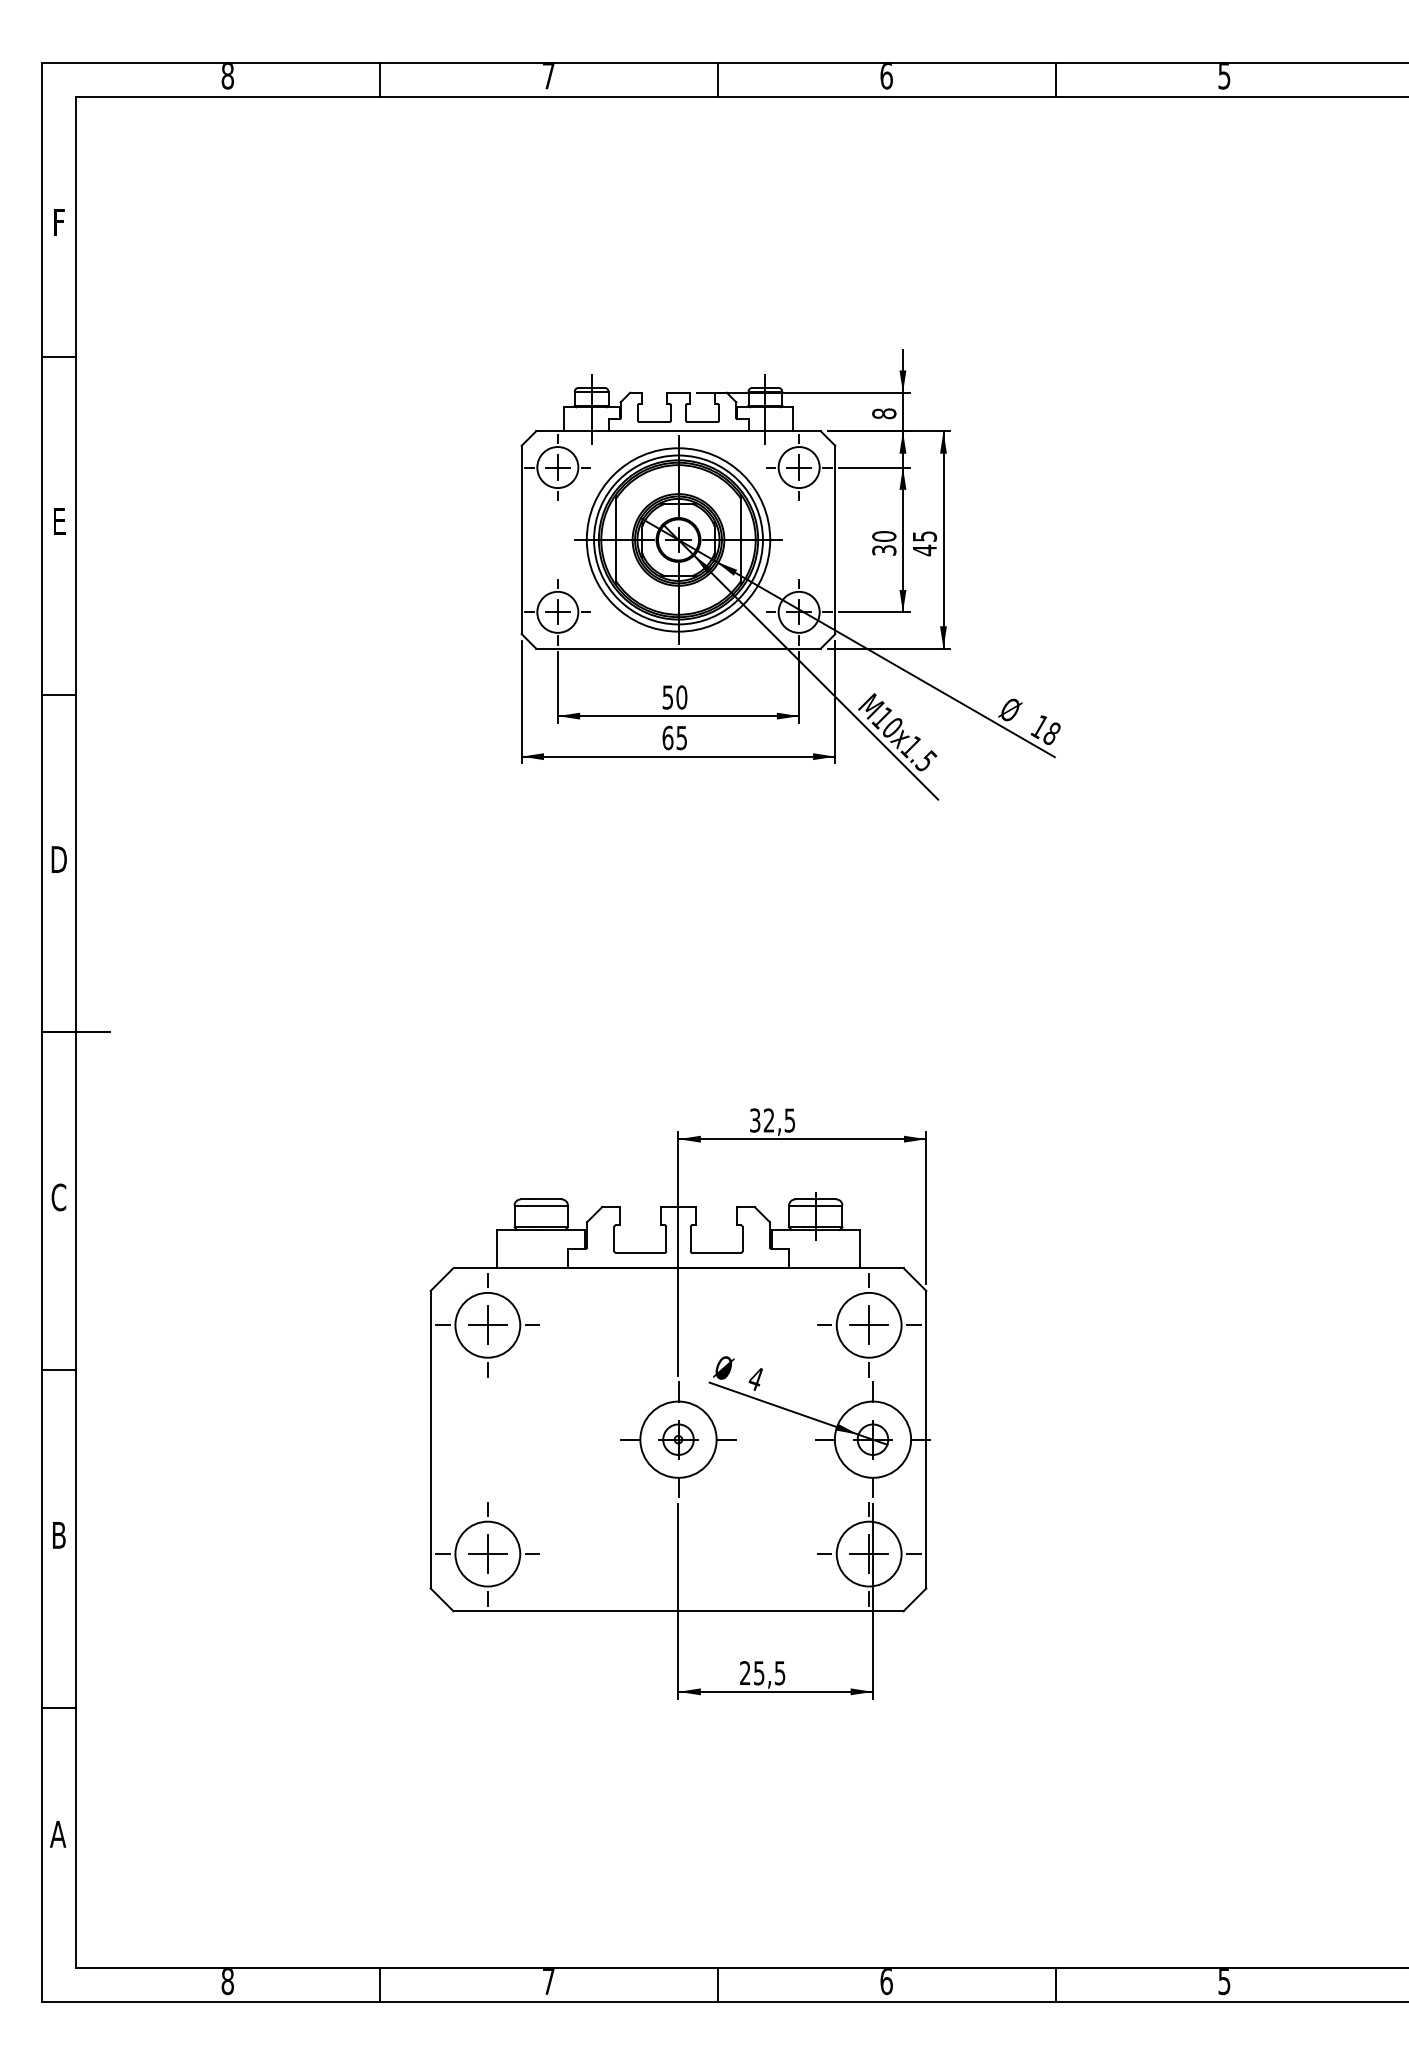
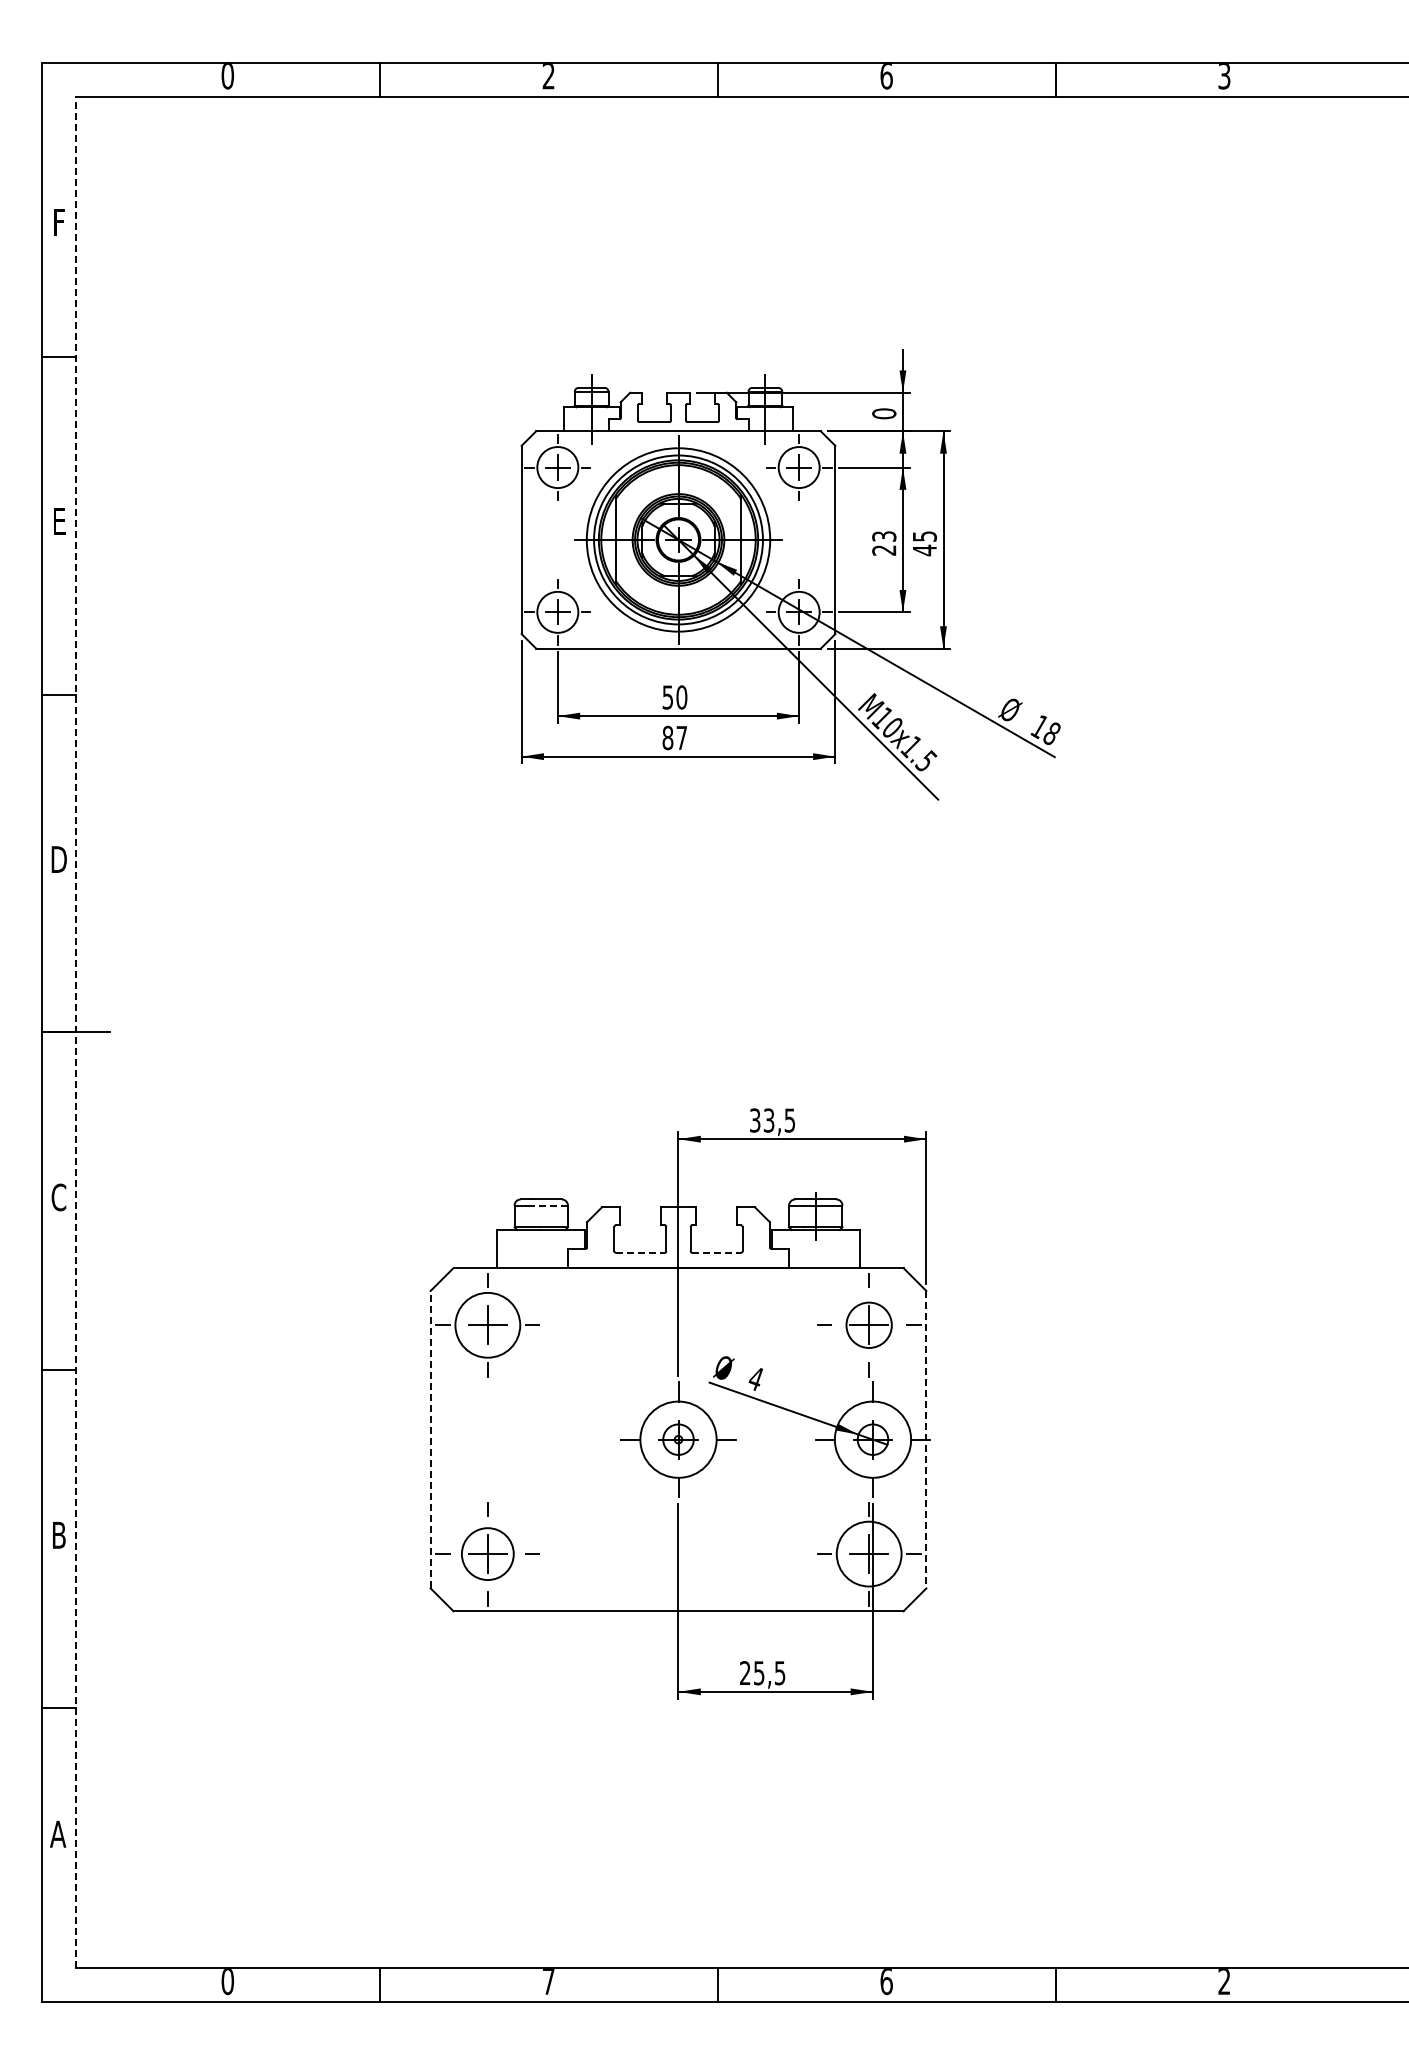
text: 8 -> 0 (227, 76)
text: 7 -> 2 (548, 76)
text: 5 -> 3 (1224, 76)
text: 8 -> 0 (884, 413)
text: 30 -> 23 (884, 543)
text: 65 -> 87 (674, 737)
line: solid -> dashed (76, 1032)
text: 32,5 -> 33,5 (768, 1120)
line: solid -> dashed (548, 1205)
line: solid -> dashed (640, 1252)
line: solid -> dashed (717, 1252)
circle diameter: 65 px -> 45 px (868, 1324)
line: solid -> dashed (430, 1439)
line: solid -> dashed (926, 1439)
circle diameter: 65 px -> 52 px (487, 1554)
text: 8 -> 0 (227, 1981)
text: 5 -> 2 (1224, 1982)
